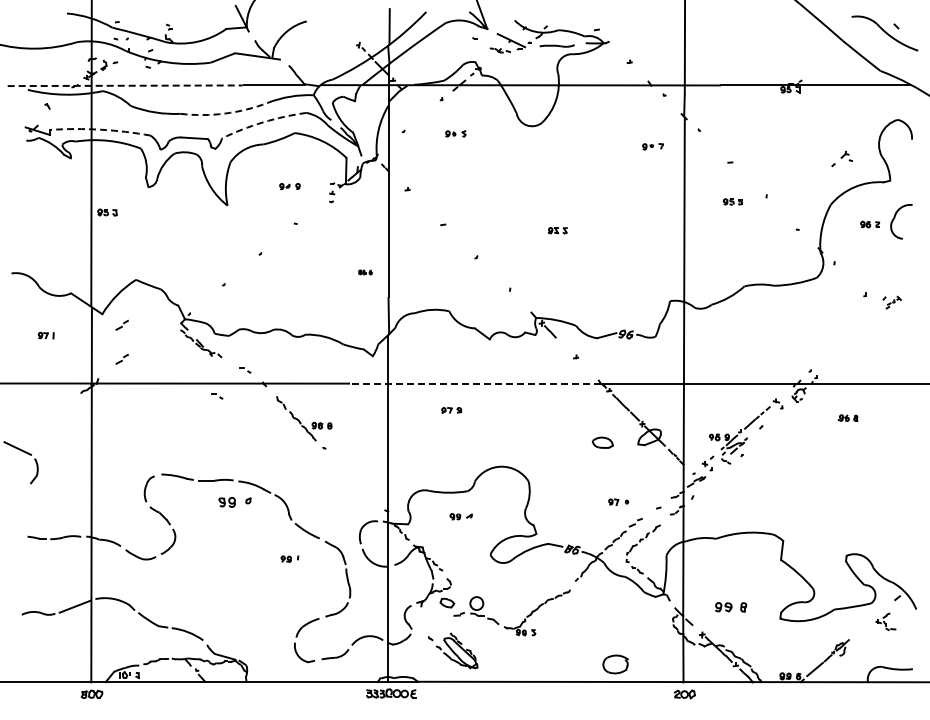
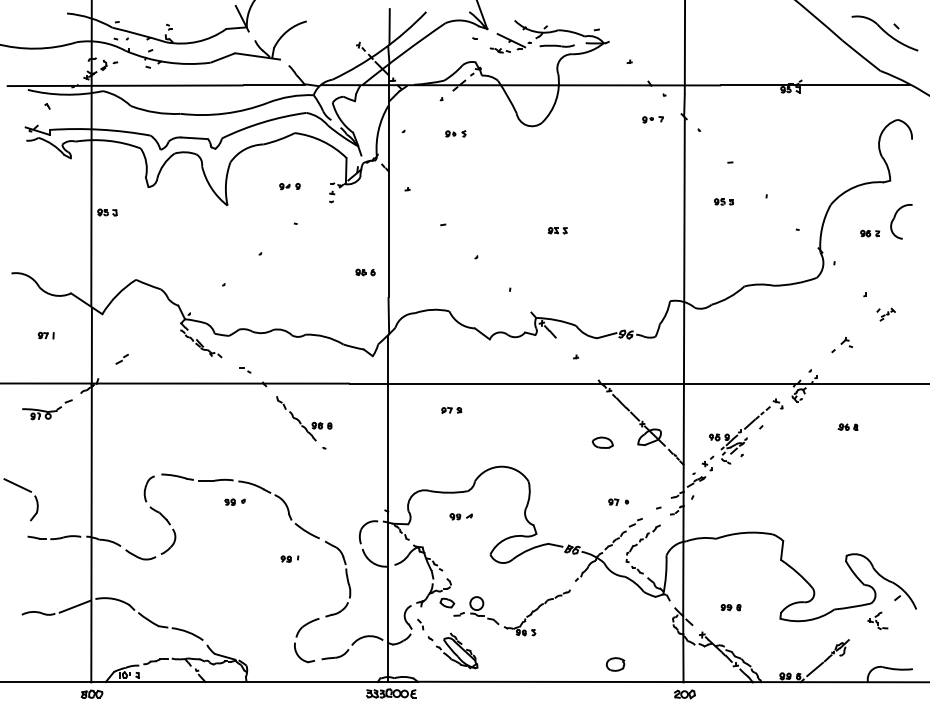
line: dashed -> solid (125, 85)
arc: dashed -> solid (224, 113)
arc: dashed -> solid (263, 122)
arc: dashed -> solid (100, 129)
part position: (652, 146) -> (652, 119) (652, 119)
part position: (841, 158) -> (841, 344) (841, 344)
part position: (732, 201) -> (723, 201) (723, 201)
part position: (870, 224) -> (870, 233) (870, 233)
part size: 15x7 px -> 21x9 px (365, 272)
part position: (891, 302) -> (885, 314) (885, 314)
part: present -> none (121, 324)
line: dashed -> solid (475, 383)
part: present -> none (217, 396)
part: none -> present (47, 409)
part position: (847, 417) -> (847, 426) (847, 426)
part position: (25, 453) -> (25, 490) (25, 490)
part size: 34x11 px -> 22x8 px (234, 501)
part size: 33x11 px -> 22x8 px (730, 607)
part position: (885, 621) -> (877, 620) (877, 620)
part: none -> present (420, 624)
part size: 27x21 px -> 21x15 px (615, 664)
